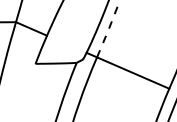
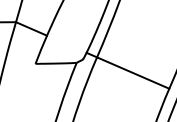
arc: dashed -> solid (108, 28)
